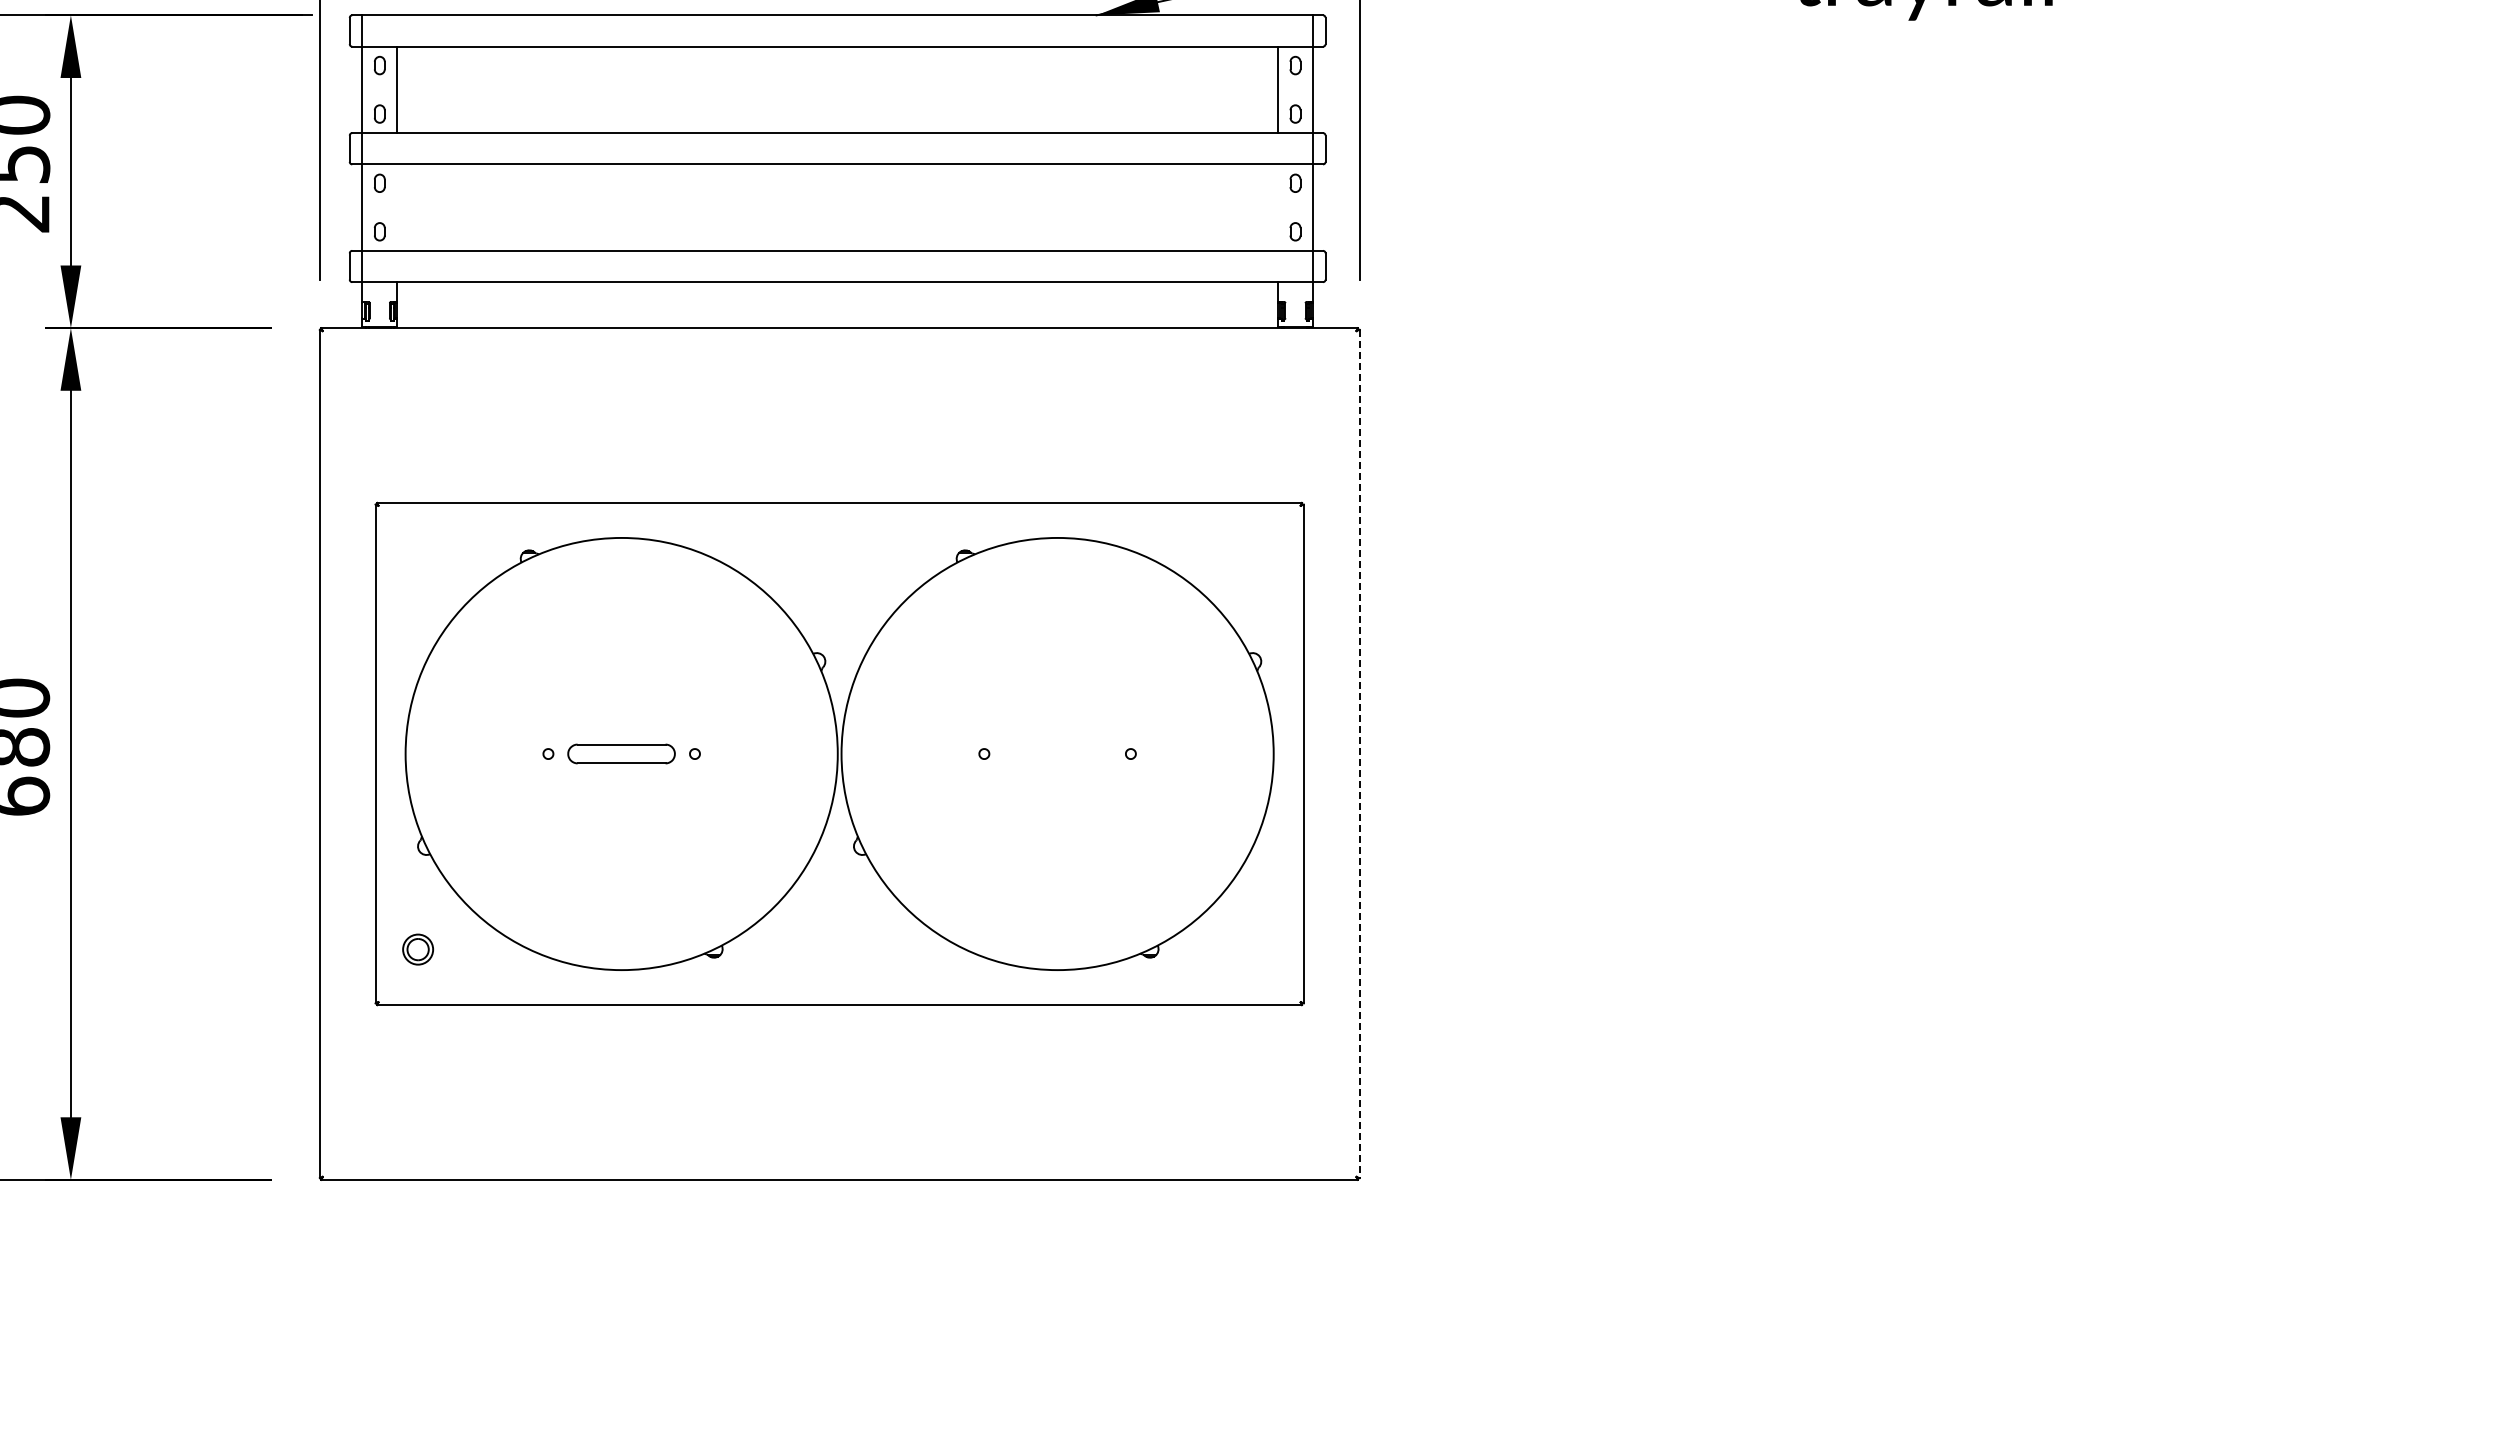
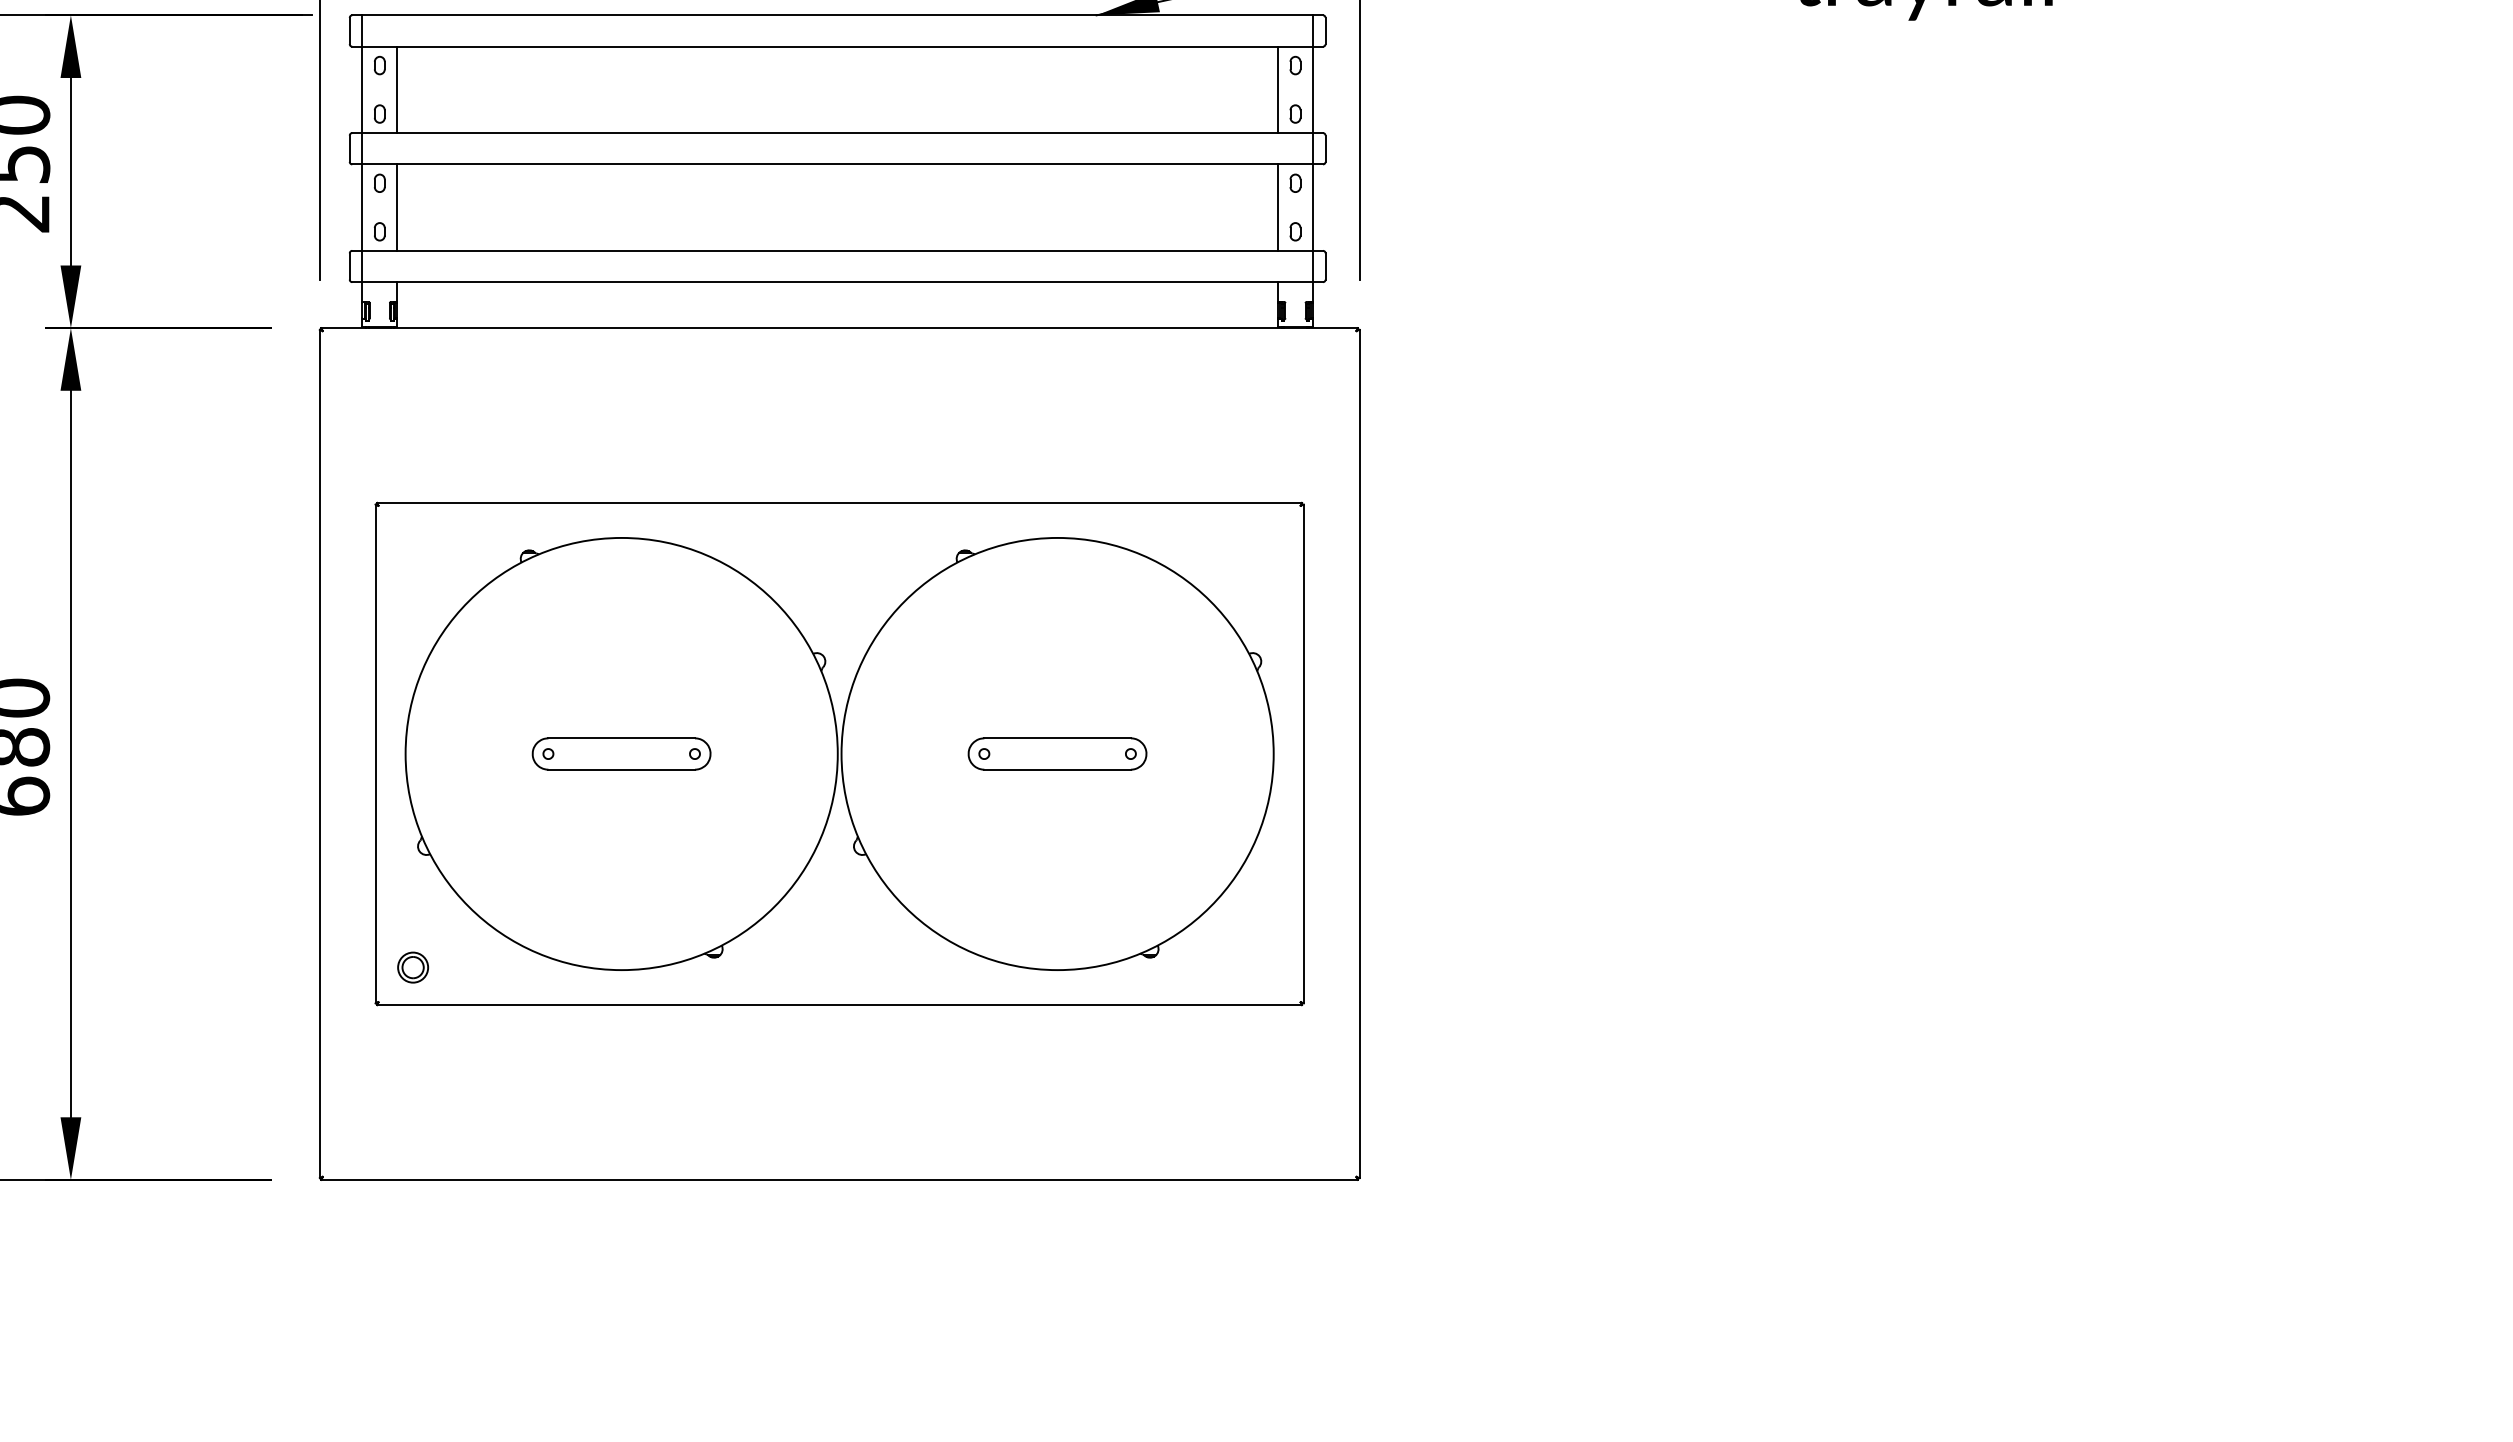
line: none -> present (397, 207)
line: none -> present (1277, 207)
part size: 109x22 px -> 181x34 px (621, 753)
part: none -> present (1057, 753)
line: dashed -> solid (1359, 754)
part position: (417, 949) -> (412, 967) (412, 967)
